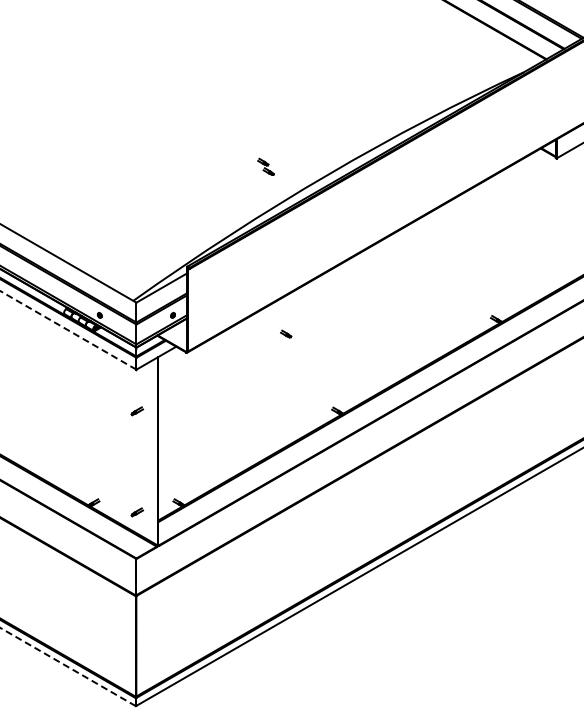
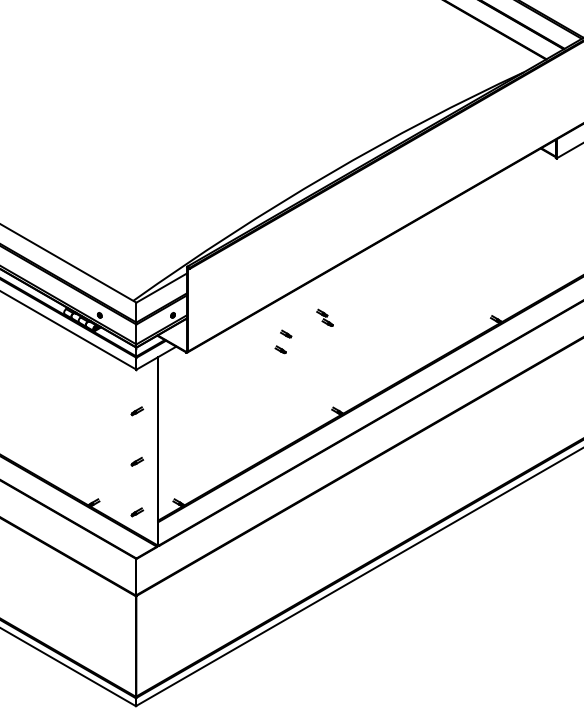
part position: (265, 166) -> (324, 317) (324, 317)
line: dashed -> solid (68, 330)
part: none -> present (280, 349)
part: none -> present (137, 461)
line: dashed -> solid (67, 666)
